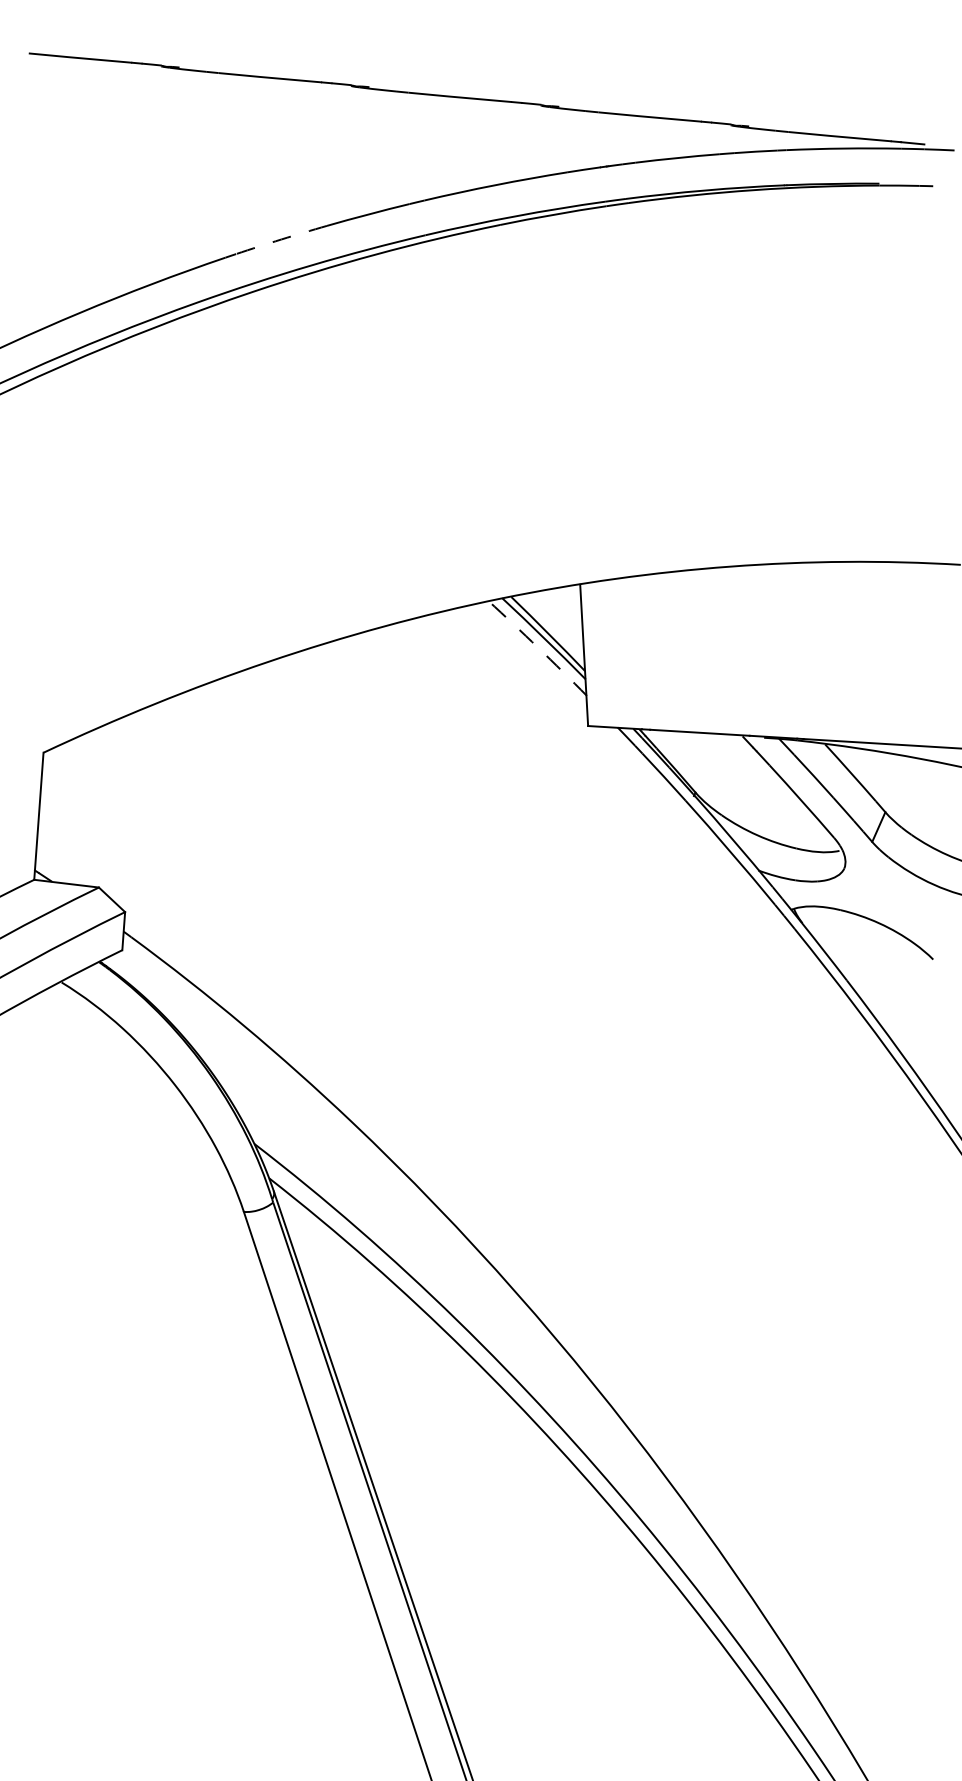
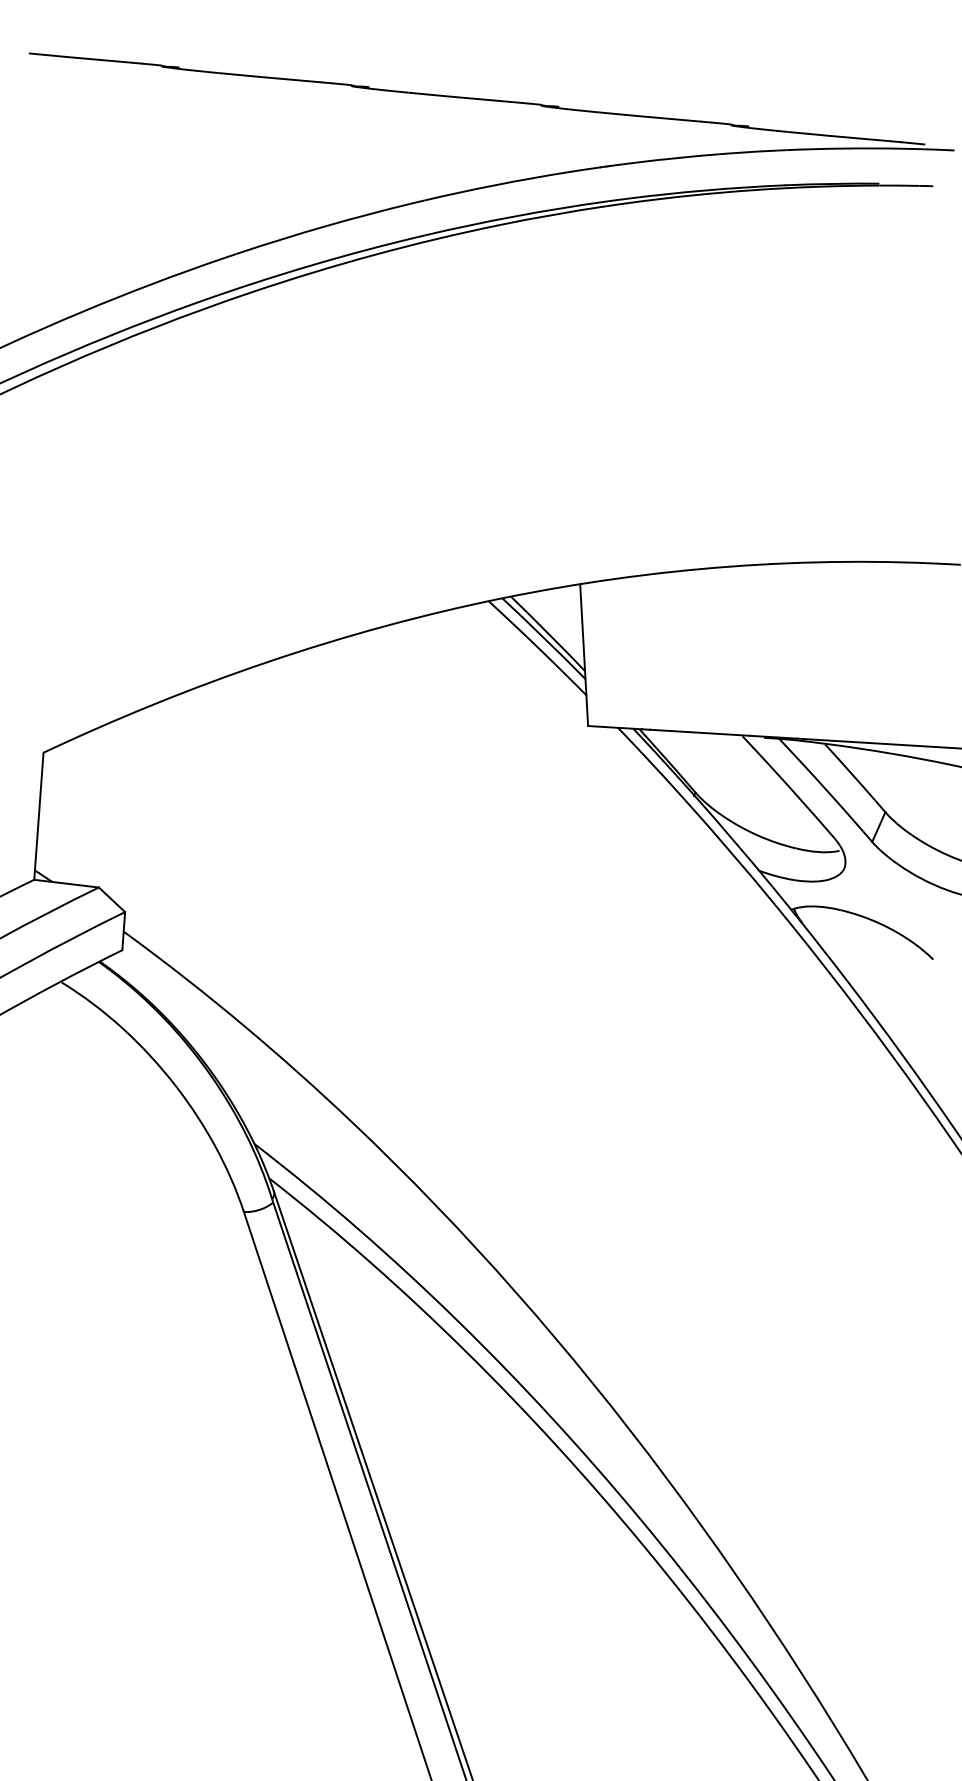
arc: dashed -> solid (281, 239)
arc: dashed -> solid (538, 647)
